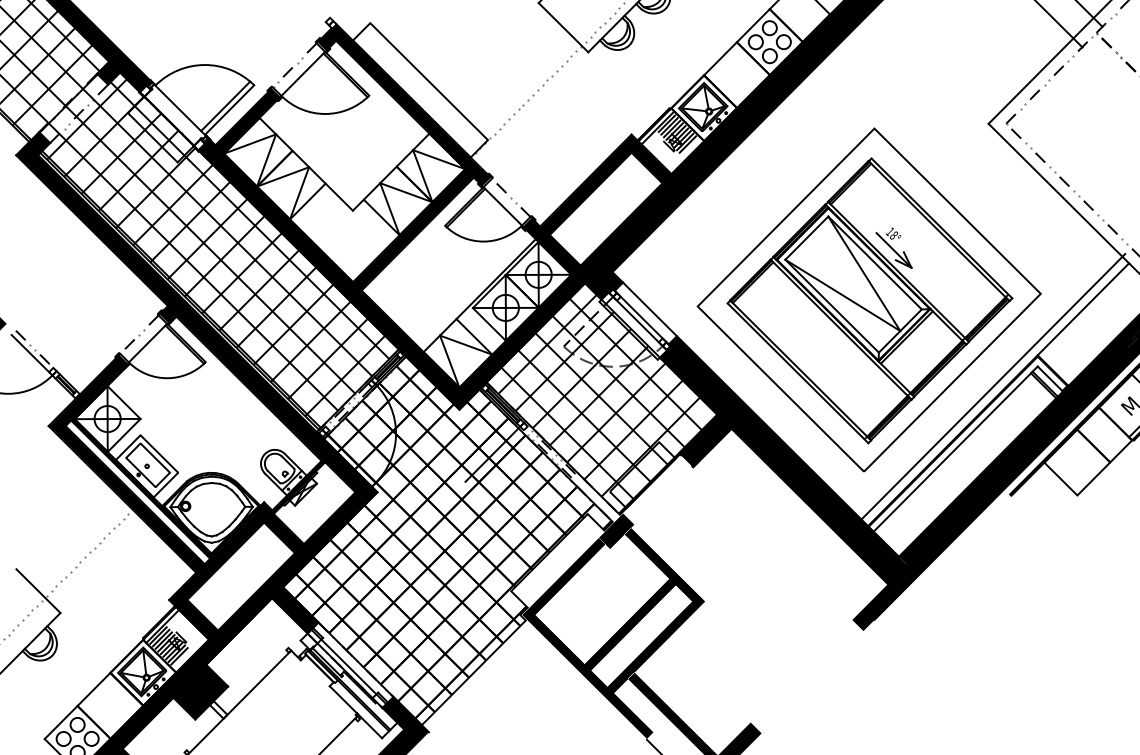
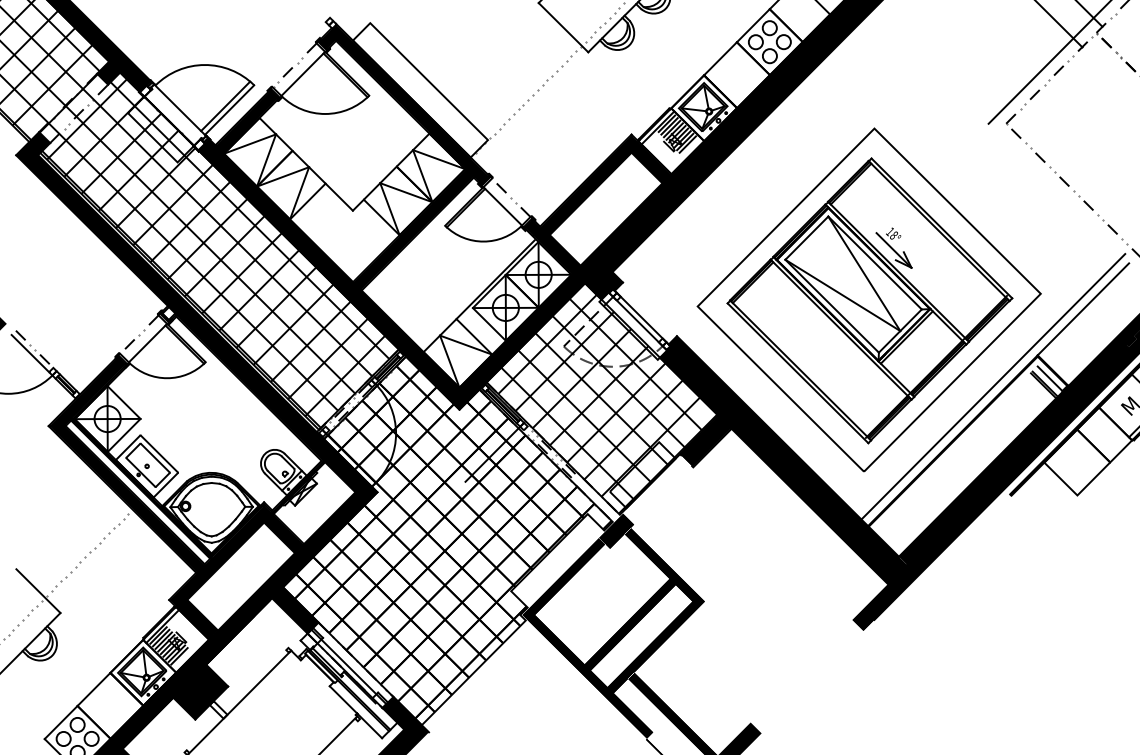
line: present -> none (1062, 197)
line: present -> none (649, 309)
fill: present -> none (168, 313)
line: present -> none (955, 448)
